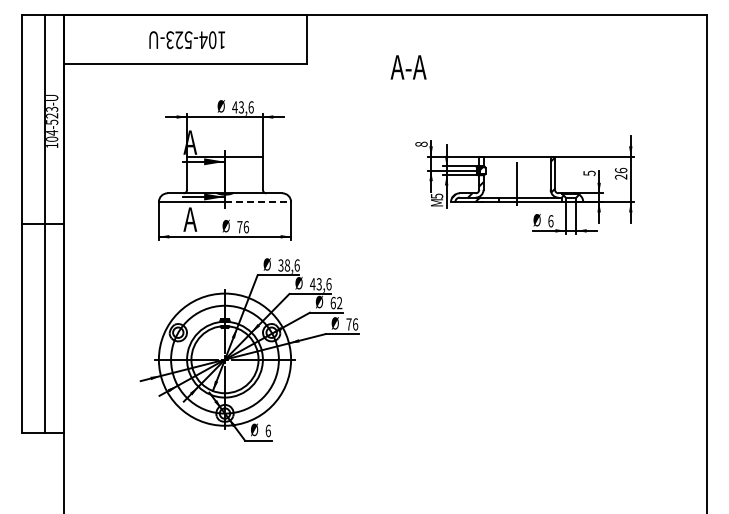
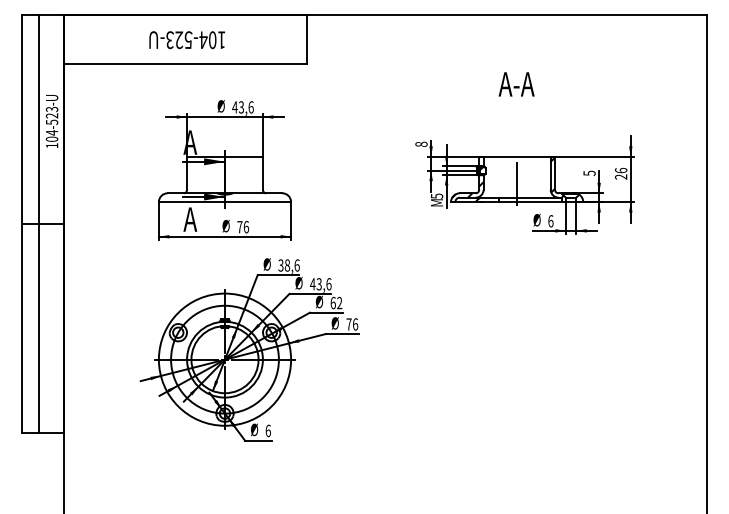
text position: (408, 67) -> (516, 84) (516, 84)
line: dashed -> solid (258, 202)
line position: (45, 223) -> (39, 223) (39, 223)
